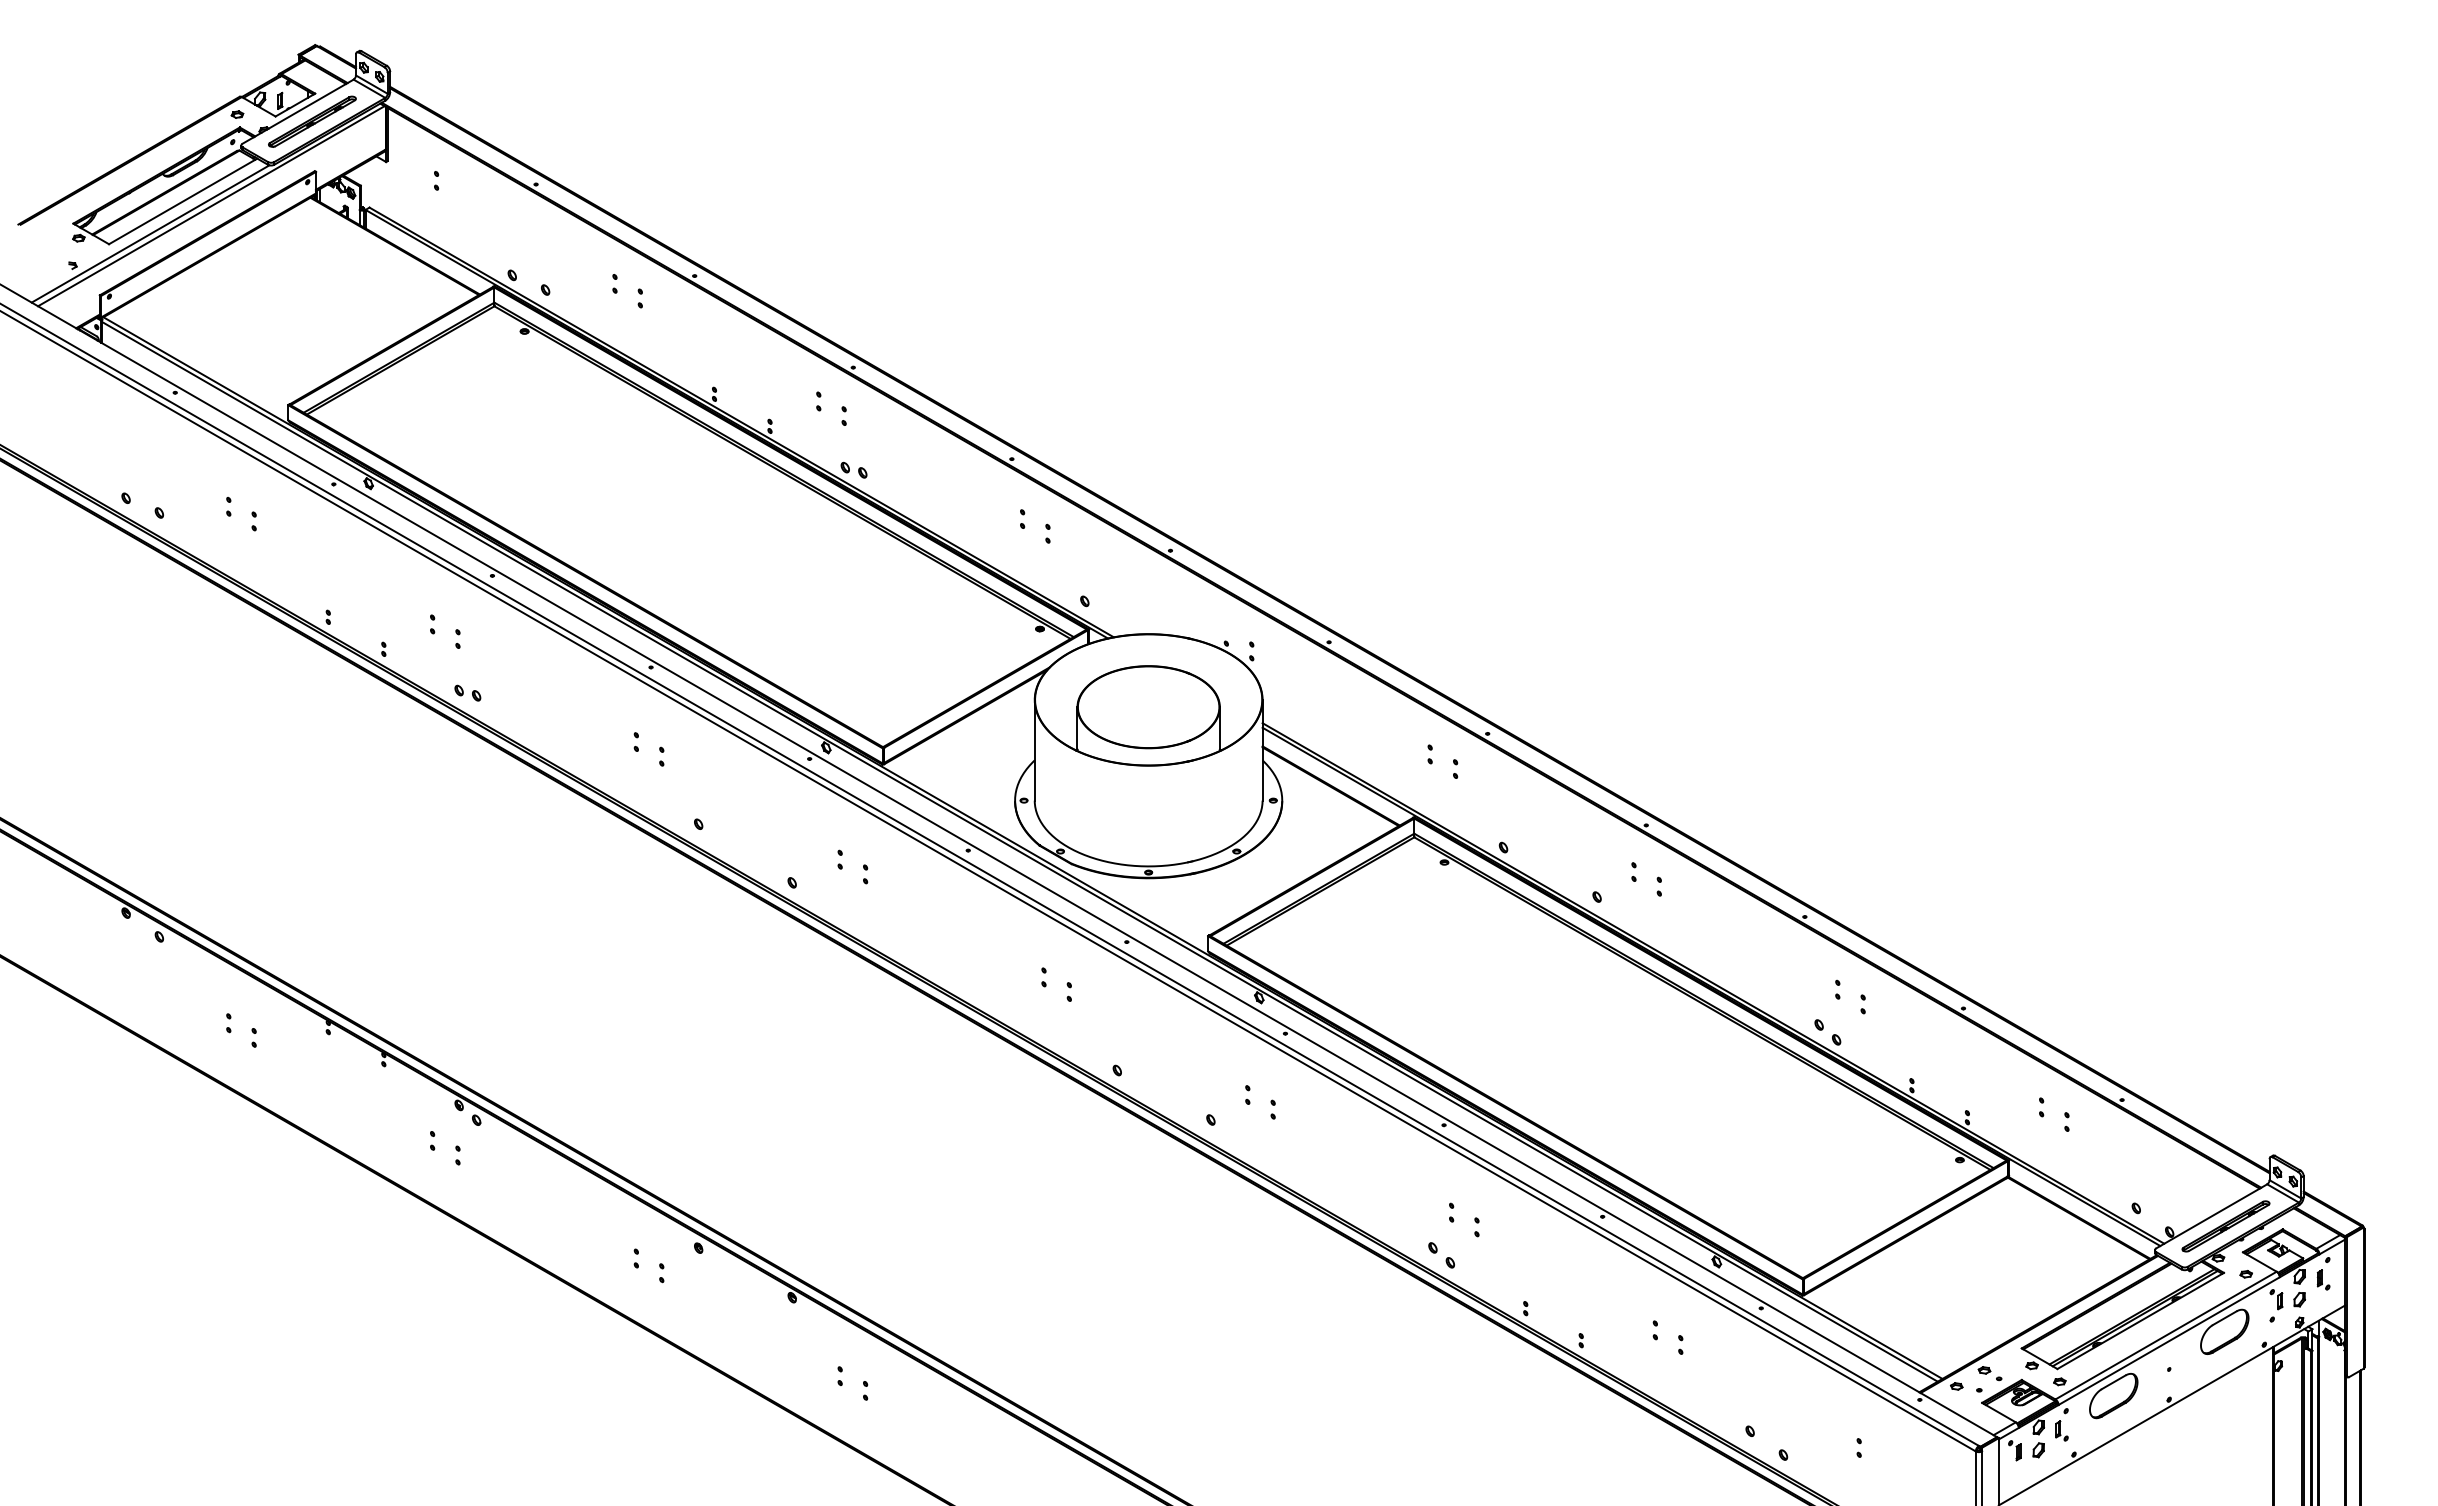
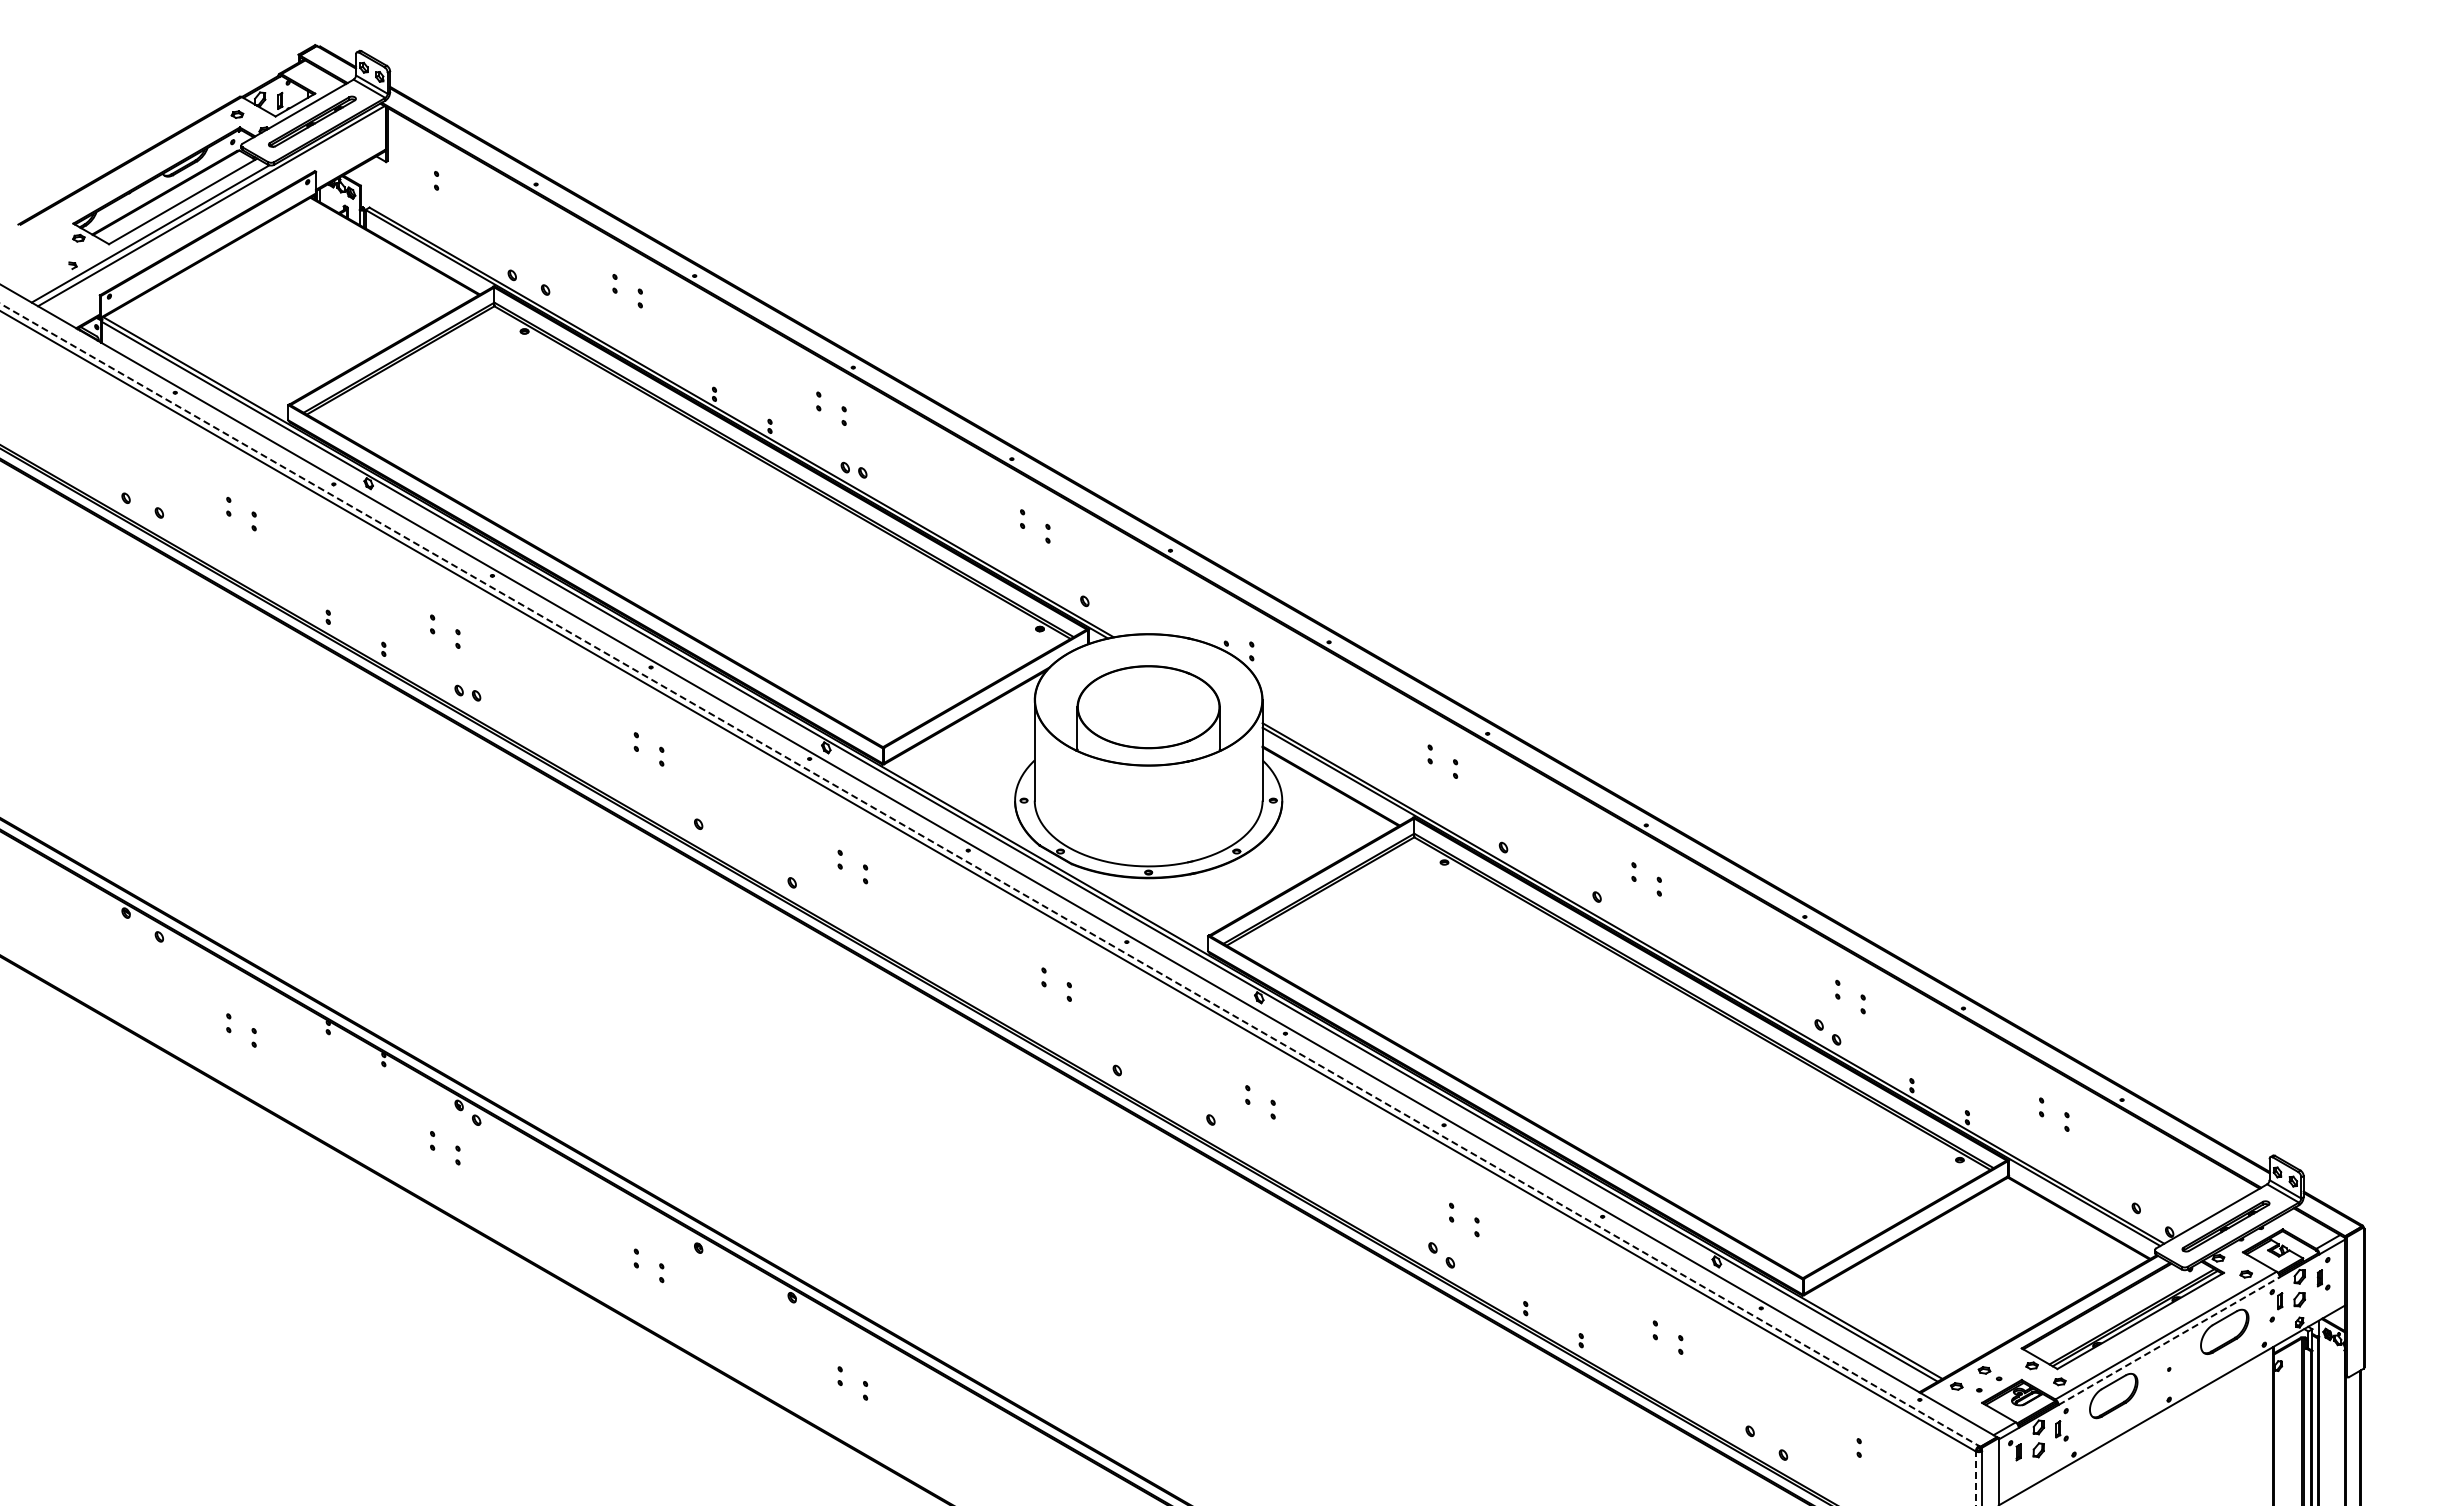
line: solid -> dashed (989, 875)
line: solid -> dashed (2169, 1341)
line: solid -> dashed (1975, 1478)
